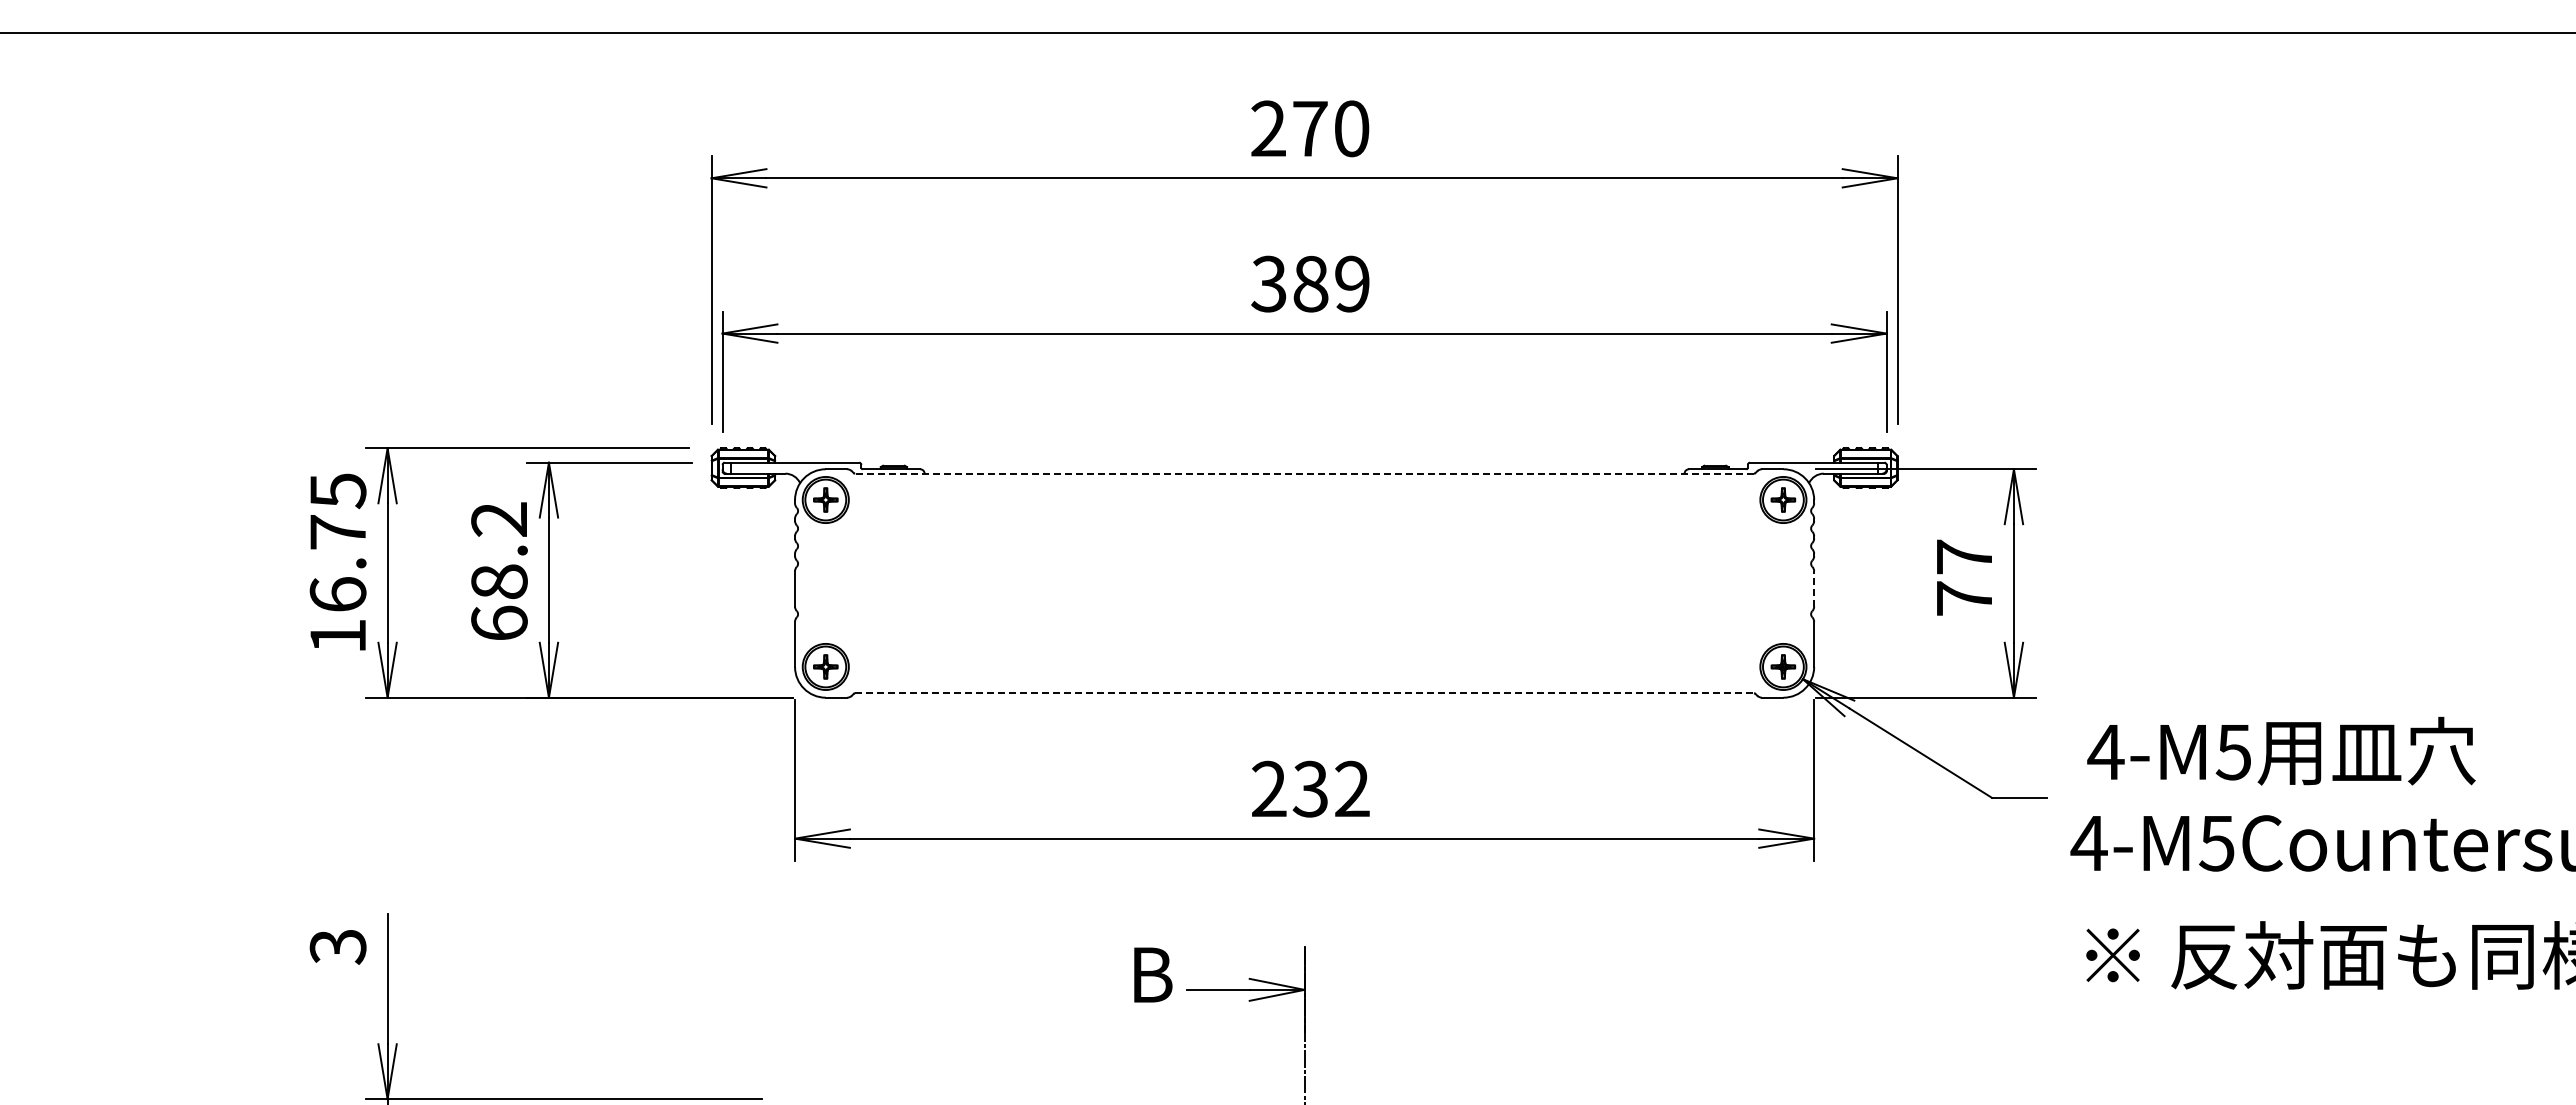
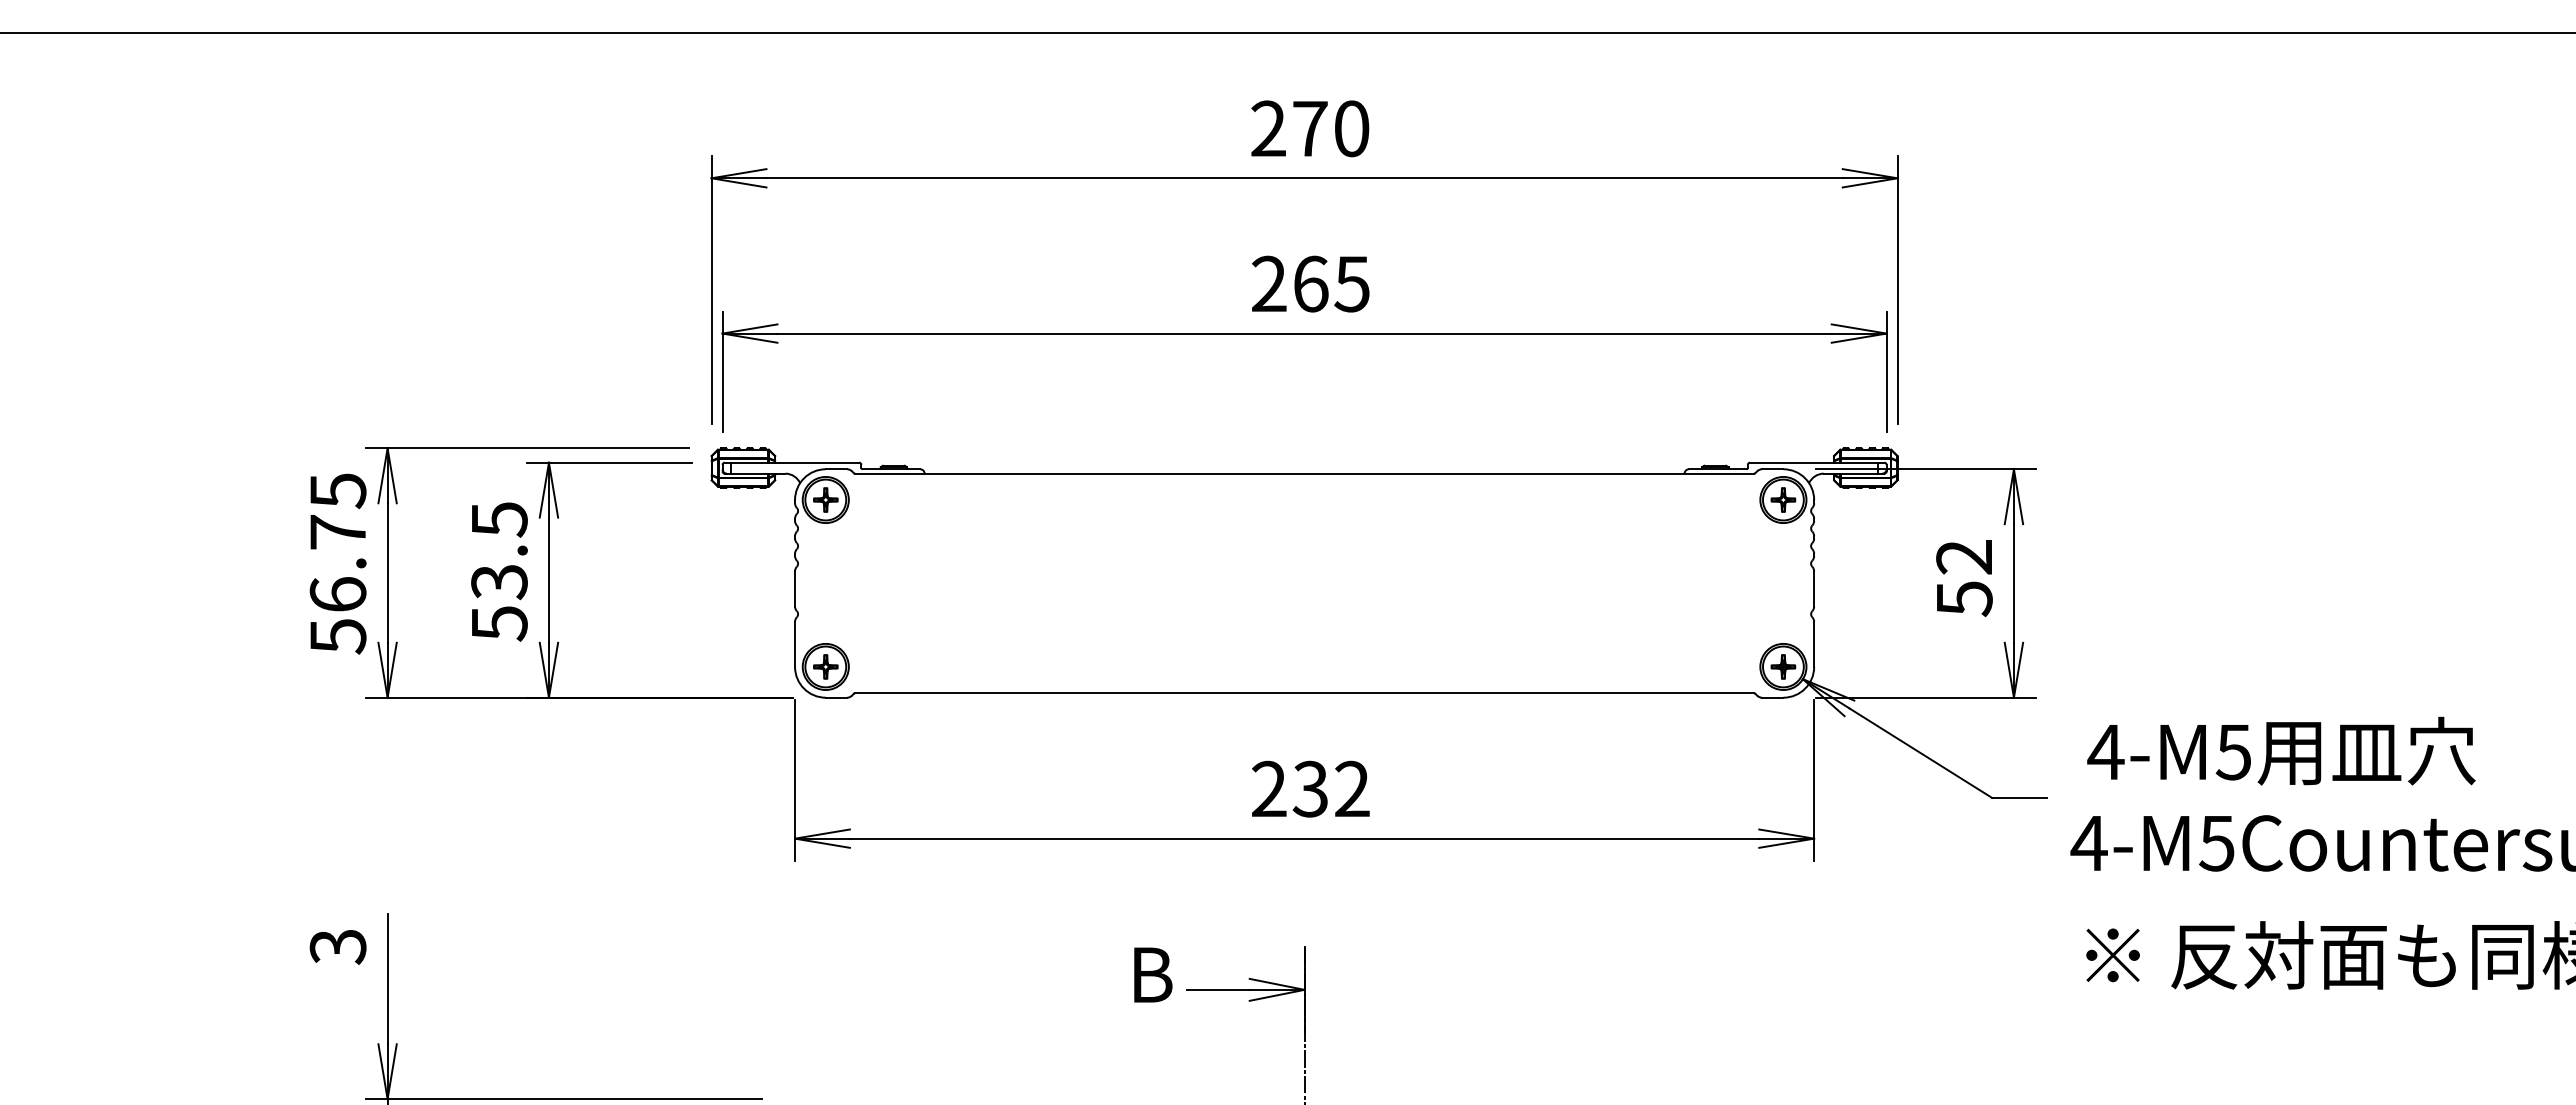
text: 389 -> 265 (1310, 283)
line: dashed -> solid (1304, 473)
text: 68.2 -> 53.5 (499, 571)
text: 77 -> 52 (1964, 578)
line: dashed -> solid (1814, 588)
text: 16.75 -> 56.75 (338, 636)
line: dashed -> solid (1305, 693)
